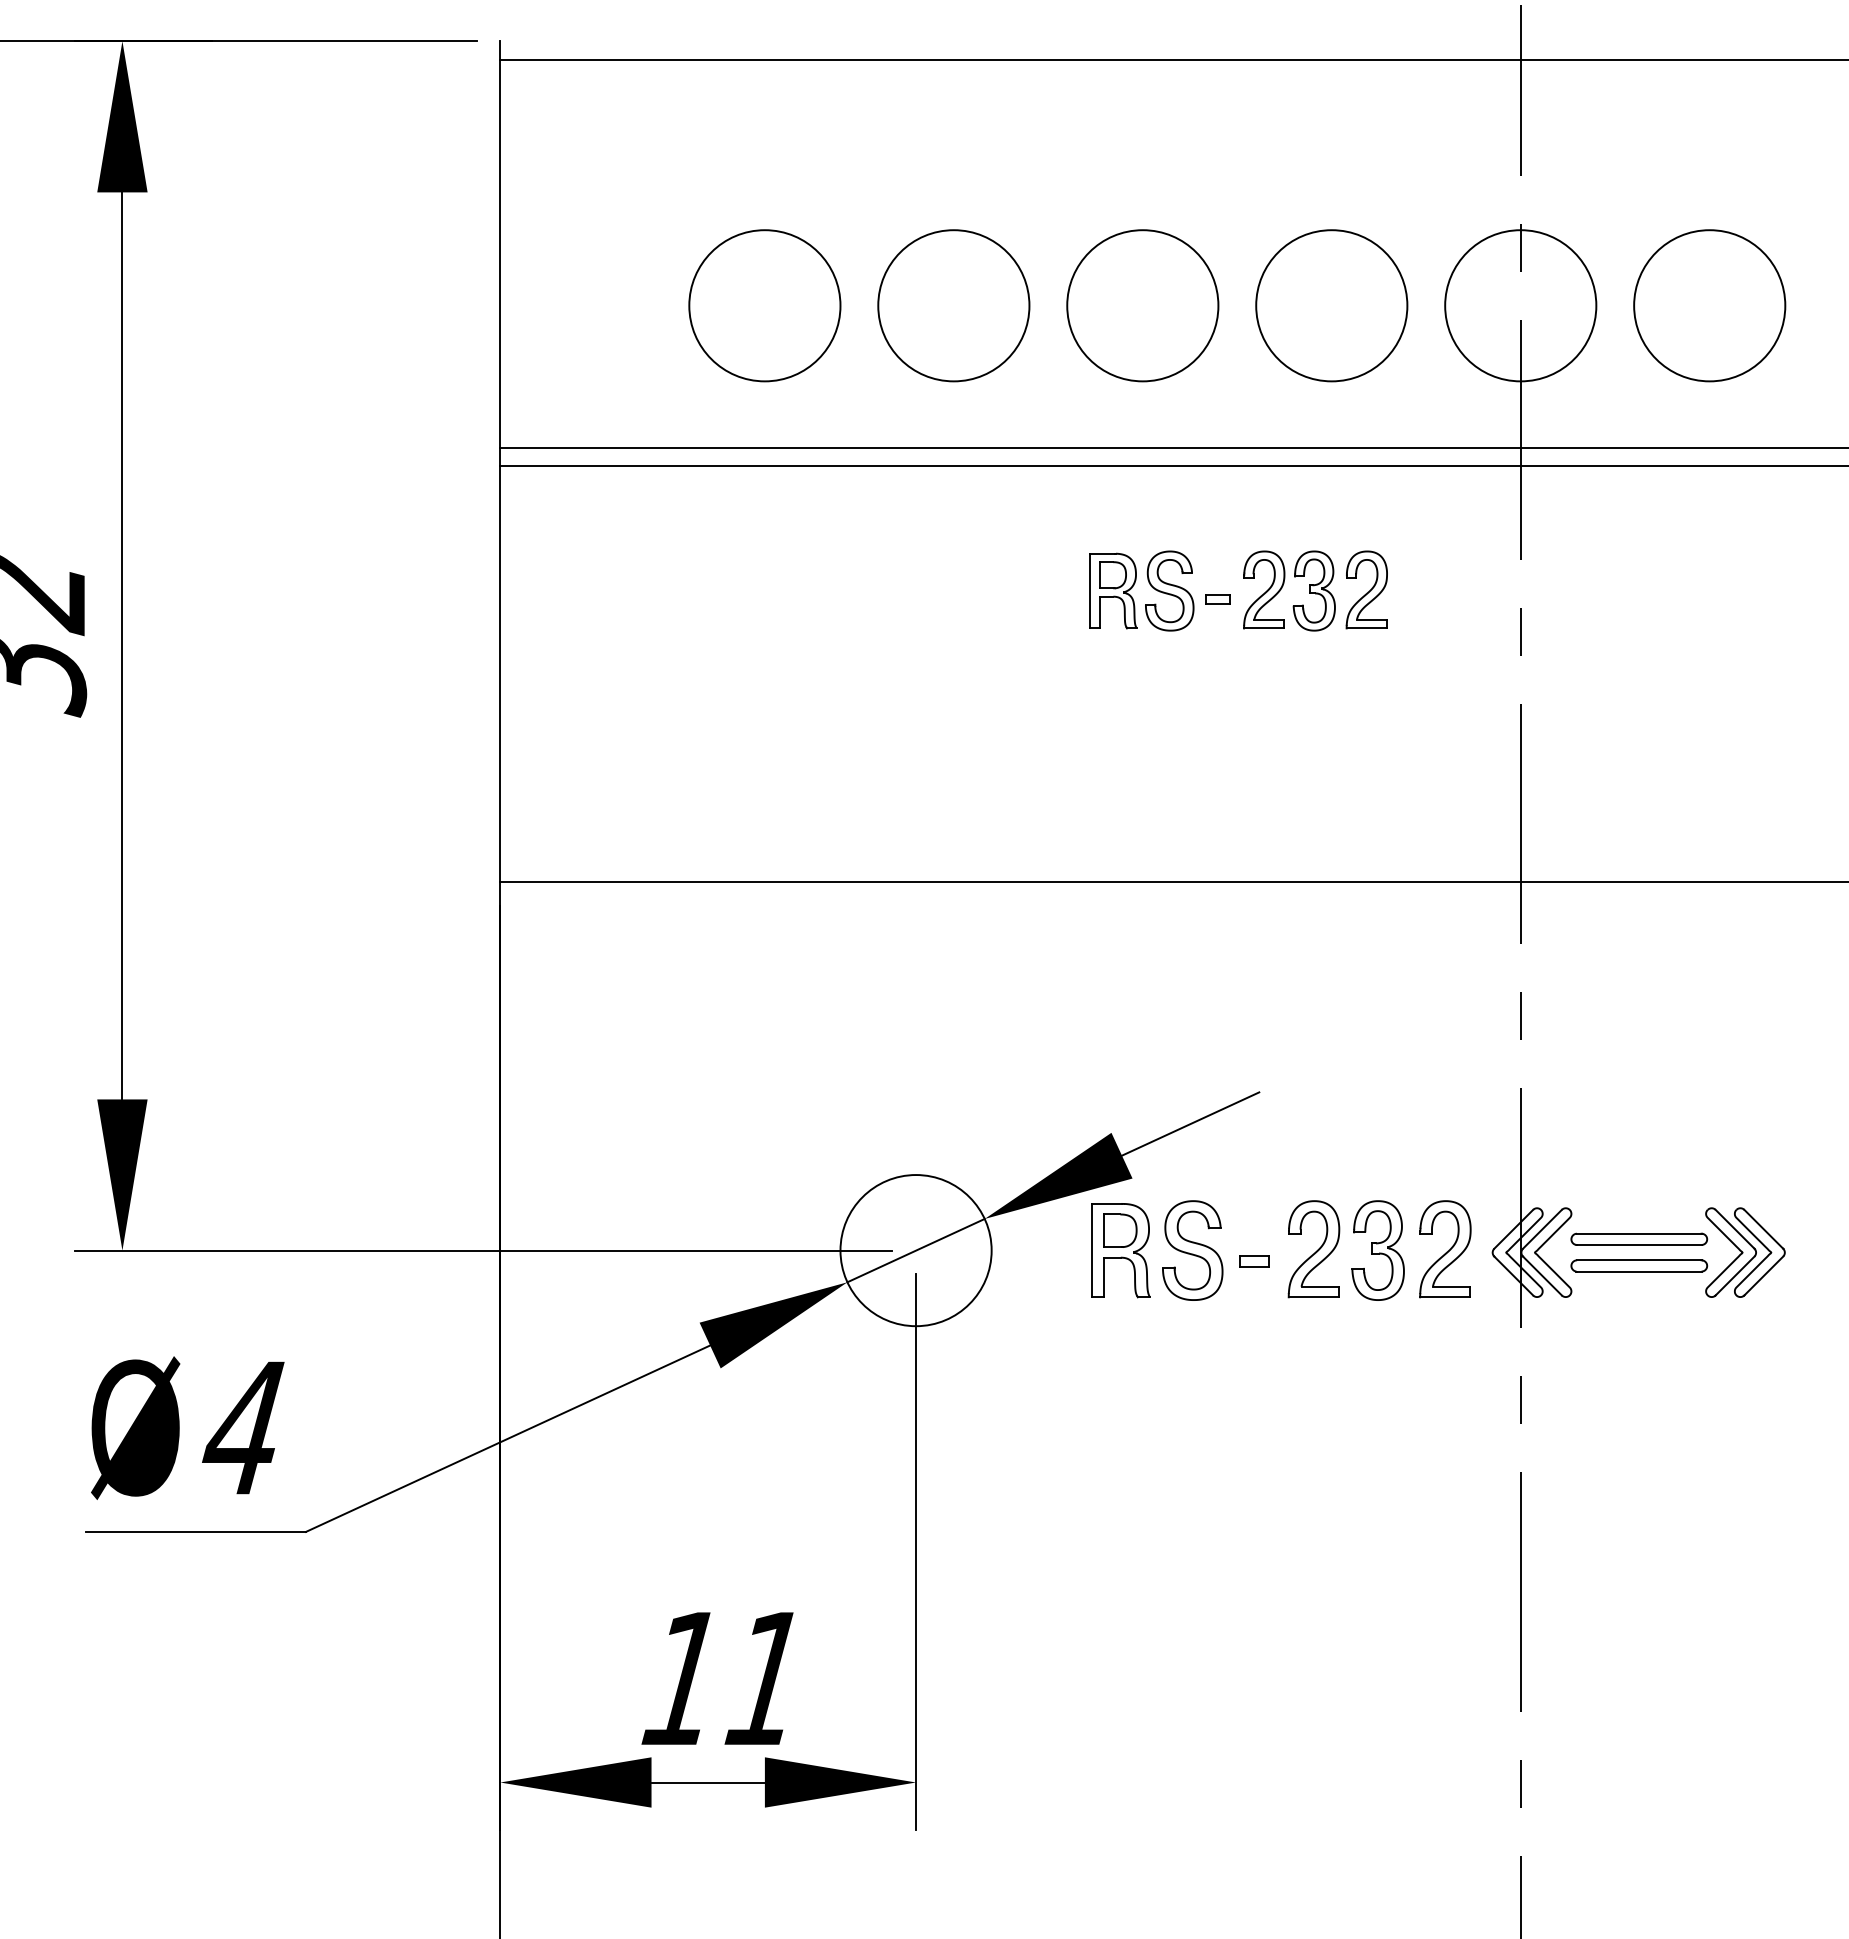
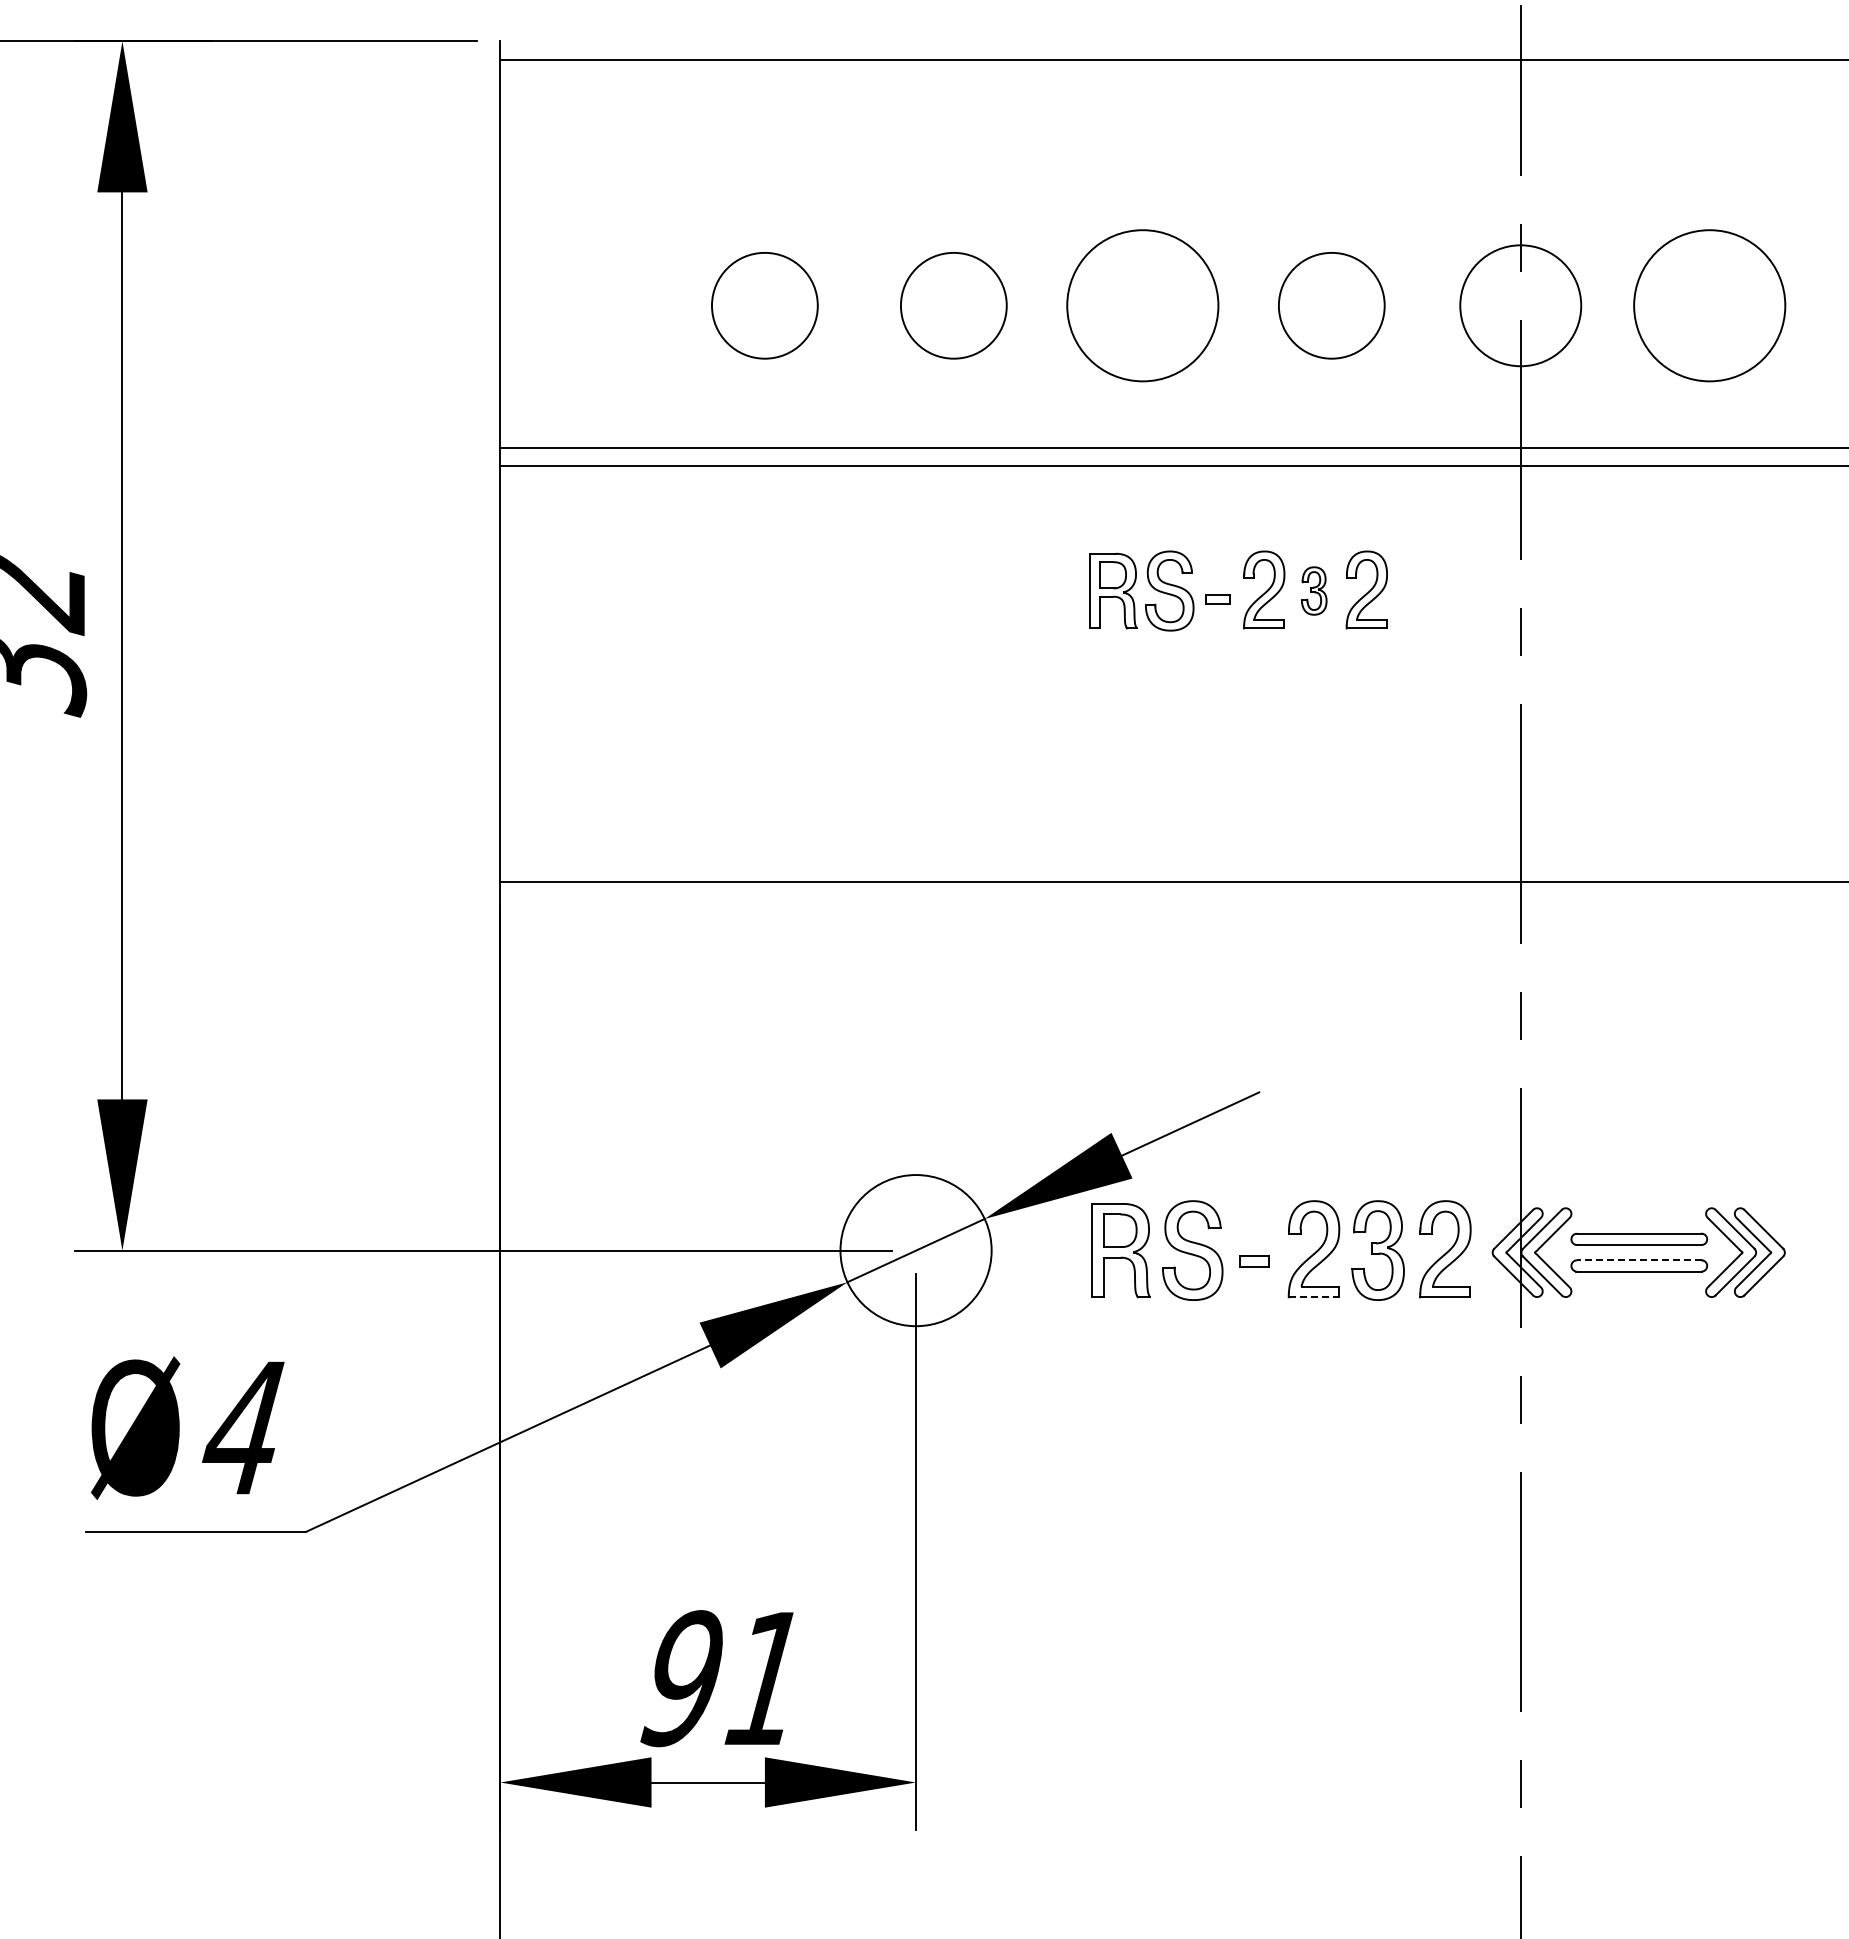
circle diameter: 151 px -> 106 px (764, 305)
circle diameter: 151 px -> 106 px (953, 305)
circle diameter: 151 px -> 106 px (1331, 305)
circle diameter: 151 px -> 121 px (1520, 305)
part size: 44x82 px -> 27x50 px (1314, 590)
line: solid -> dashed (1638, 1260)
line: solid -> dashed (1314, 1297)
text: 11 -> 91 (681, 1678)
